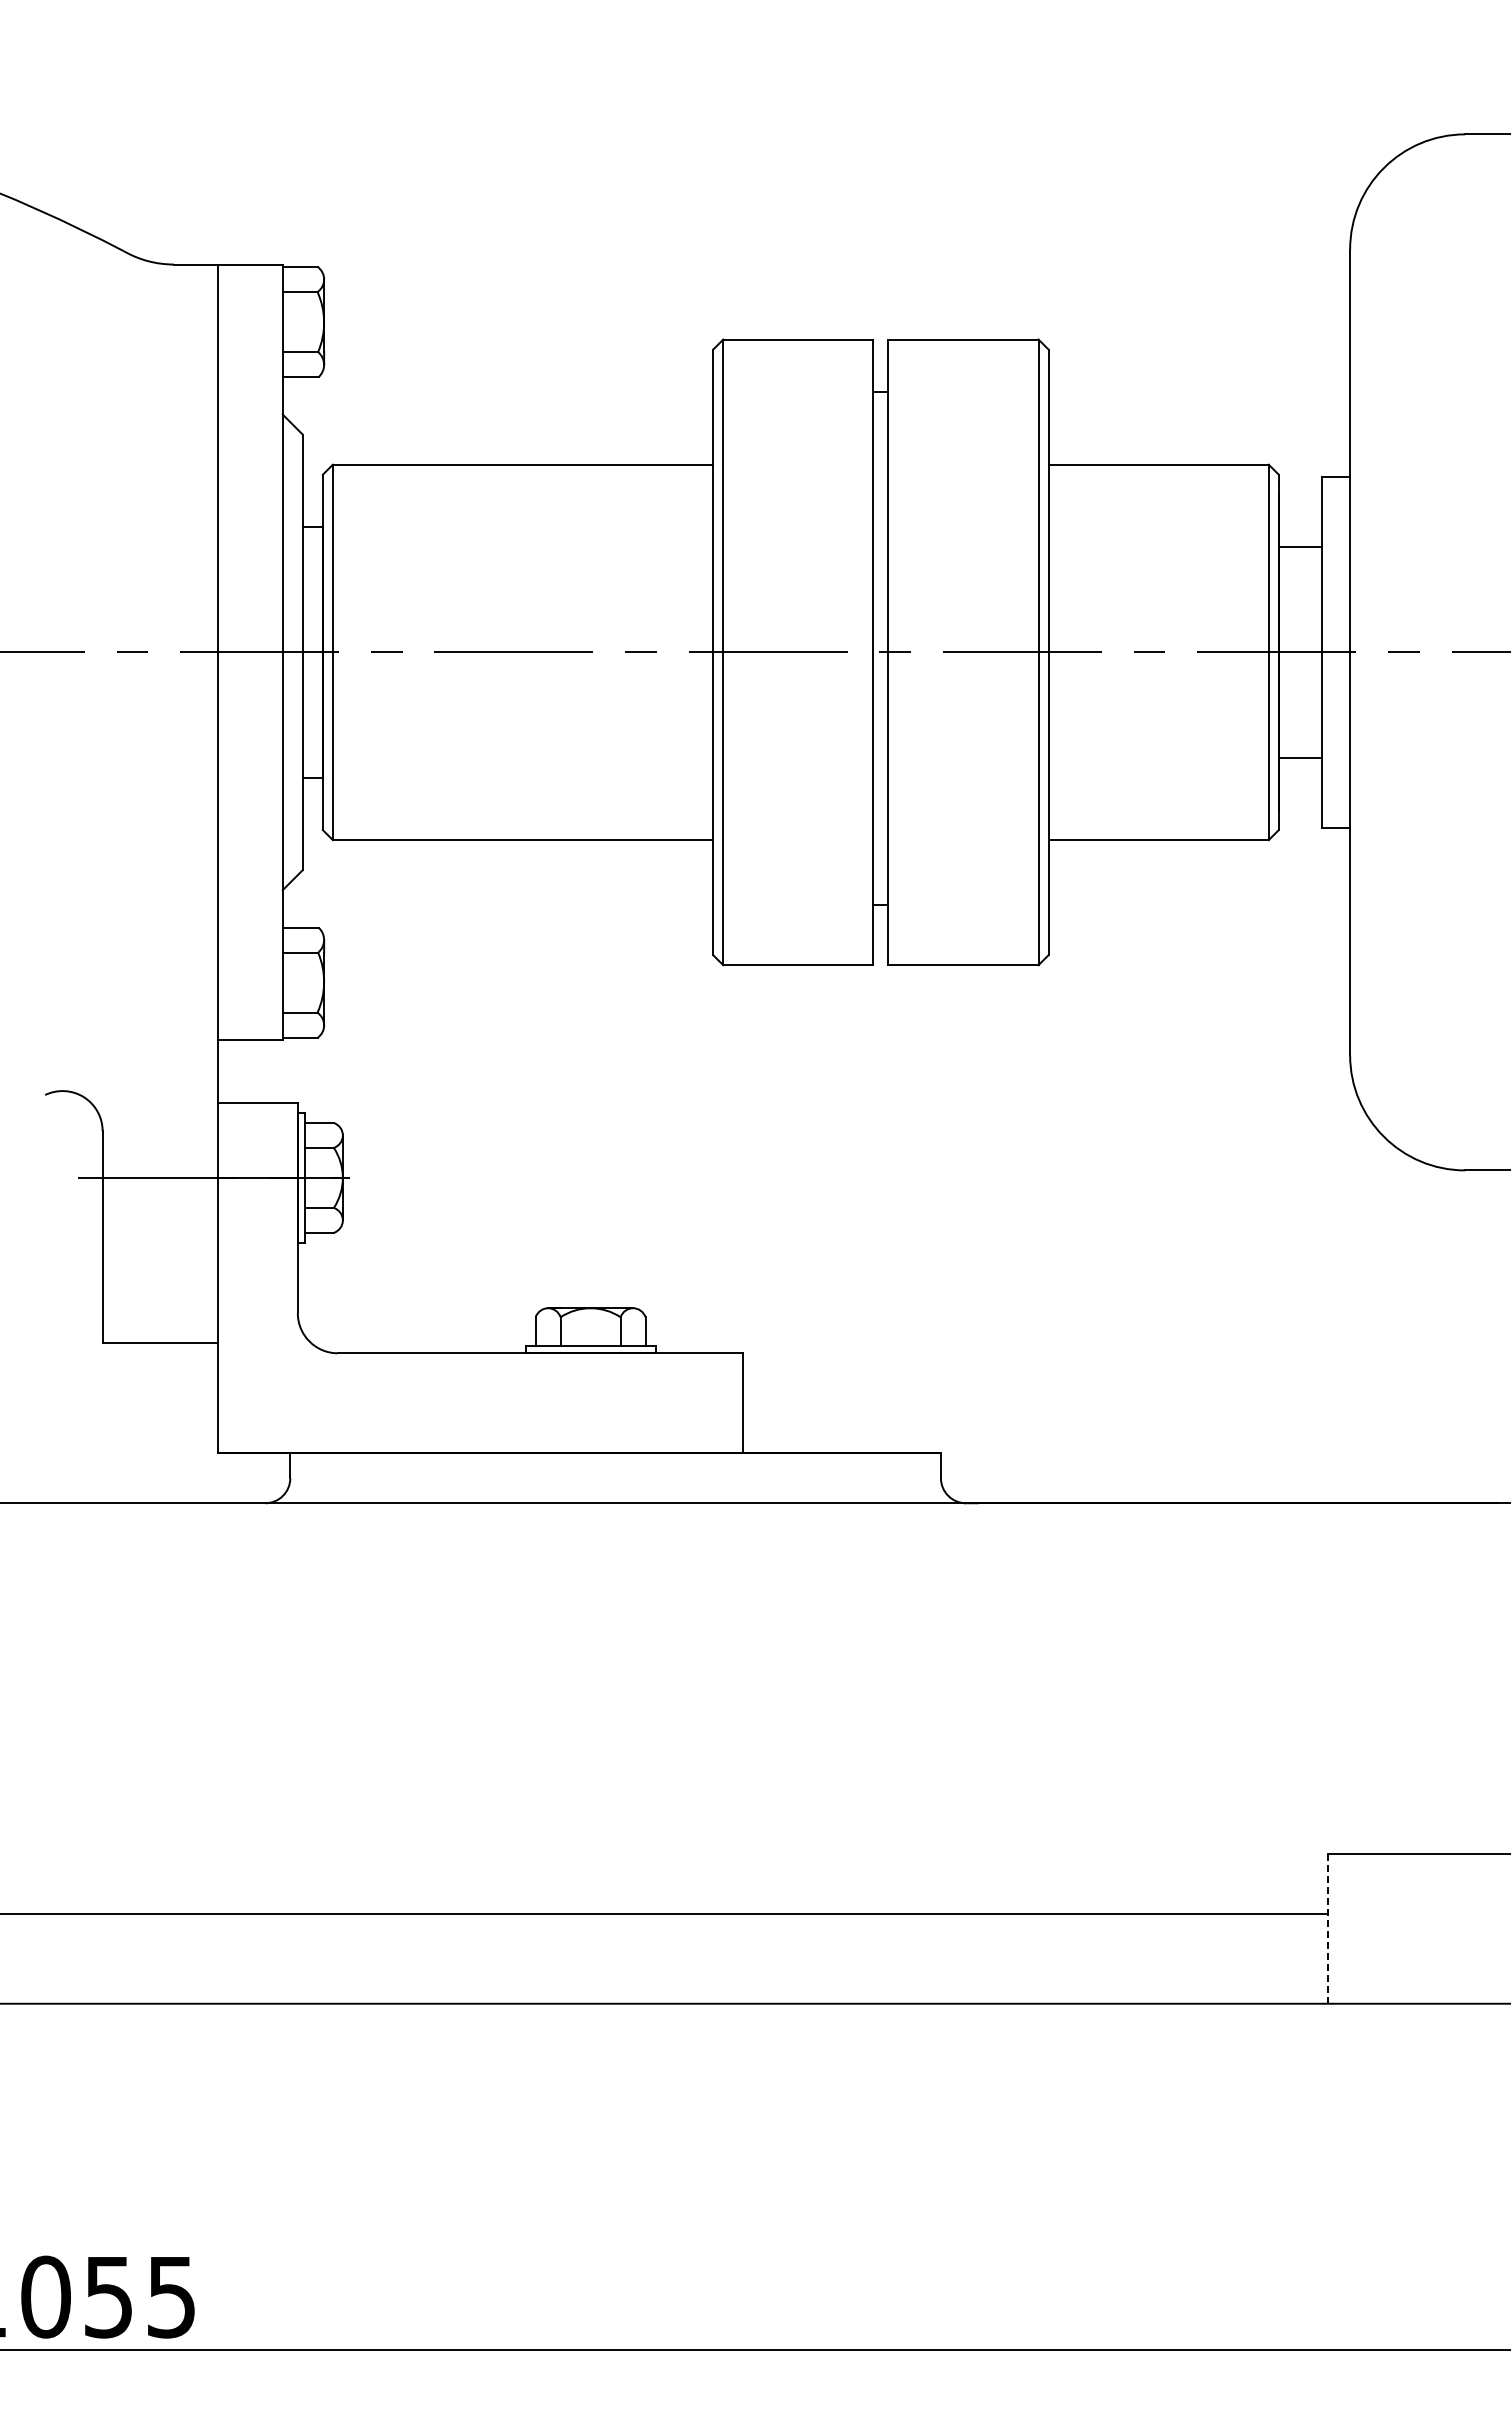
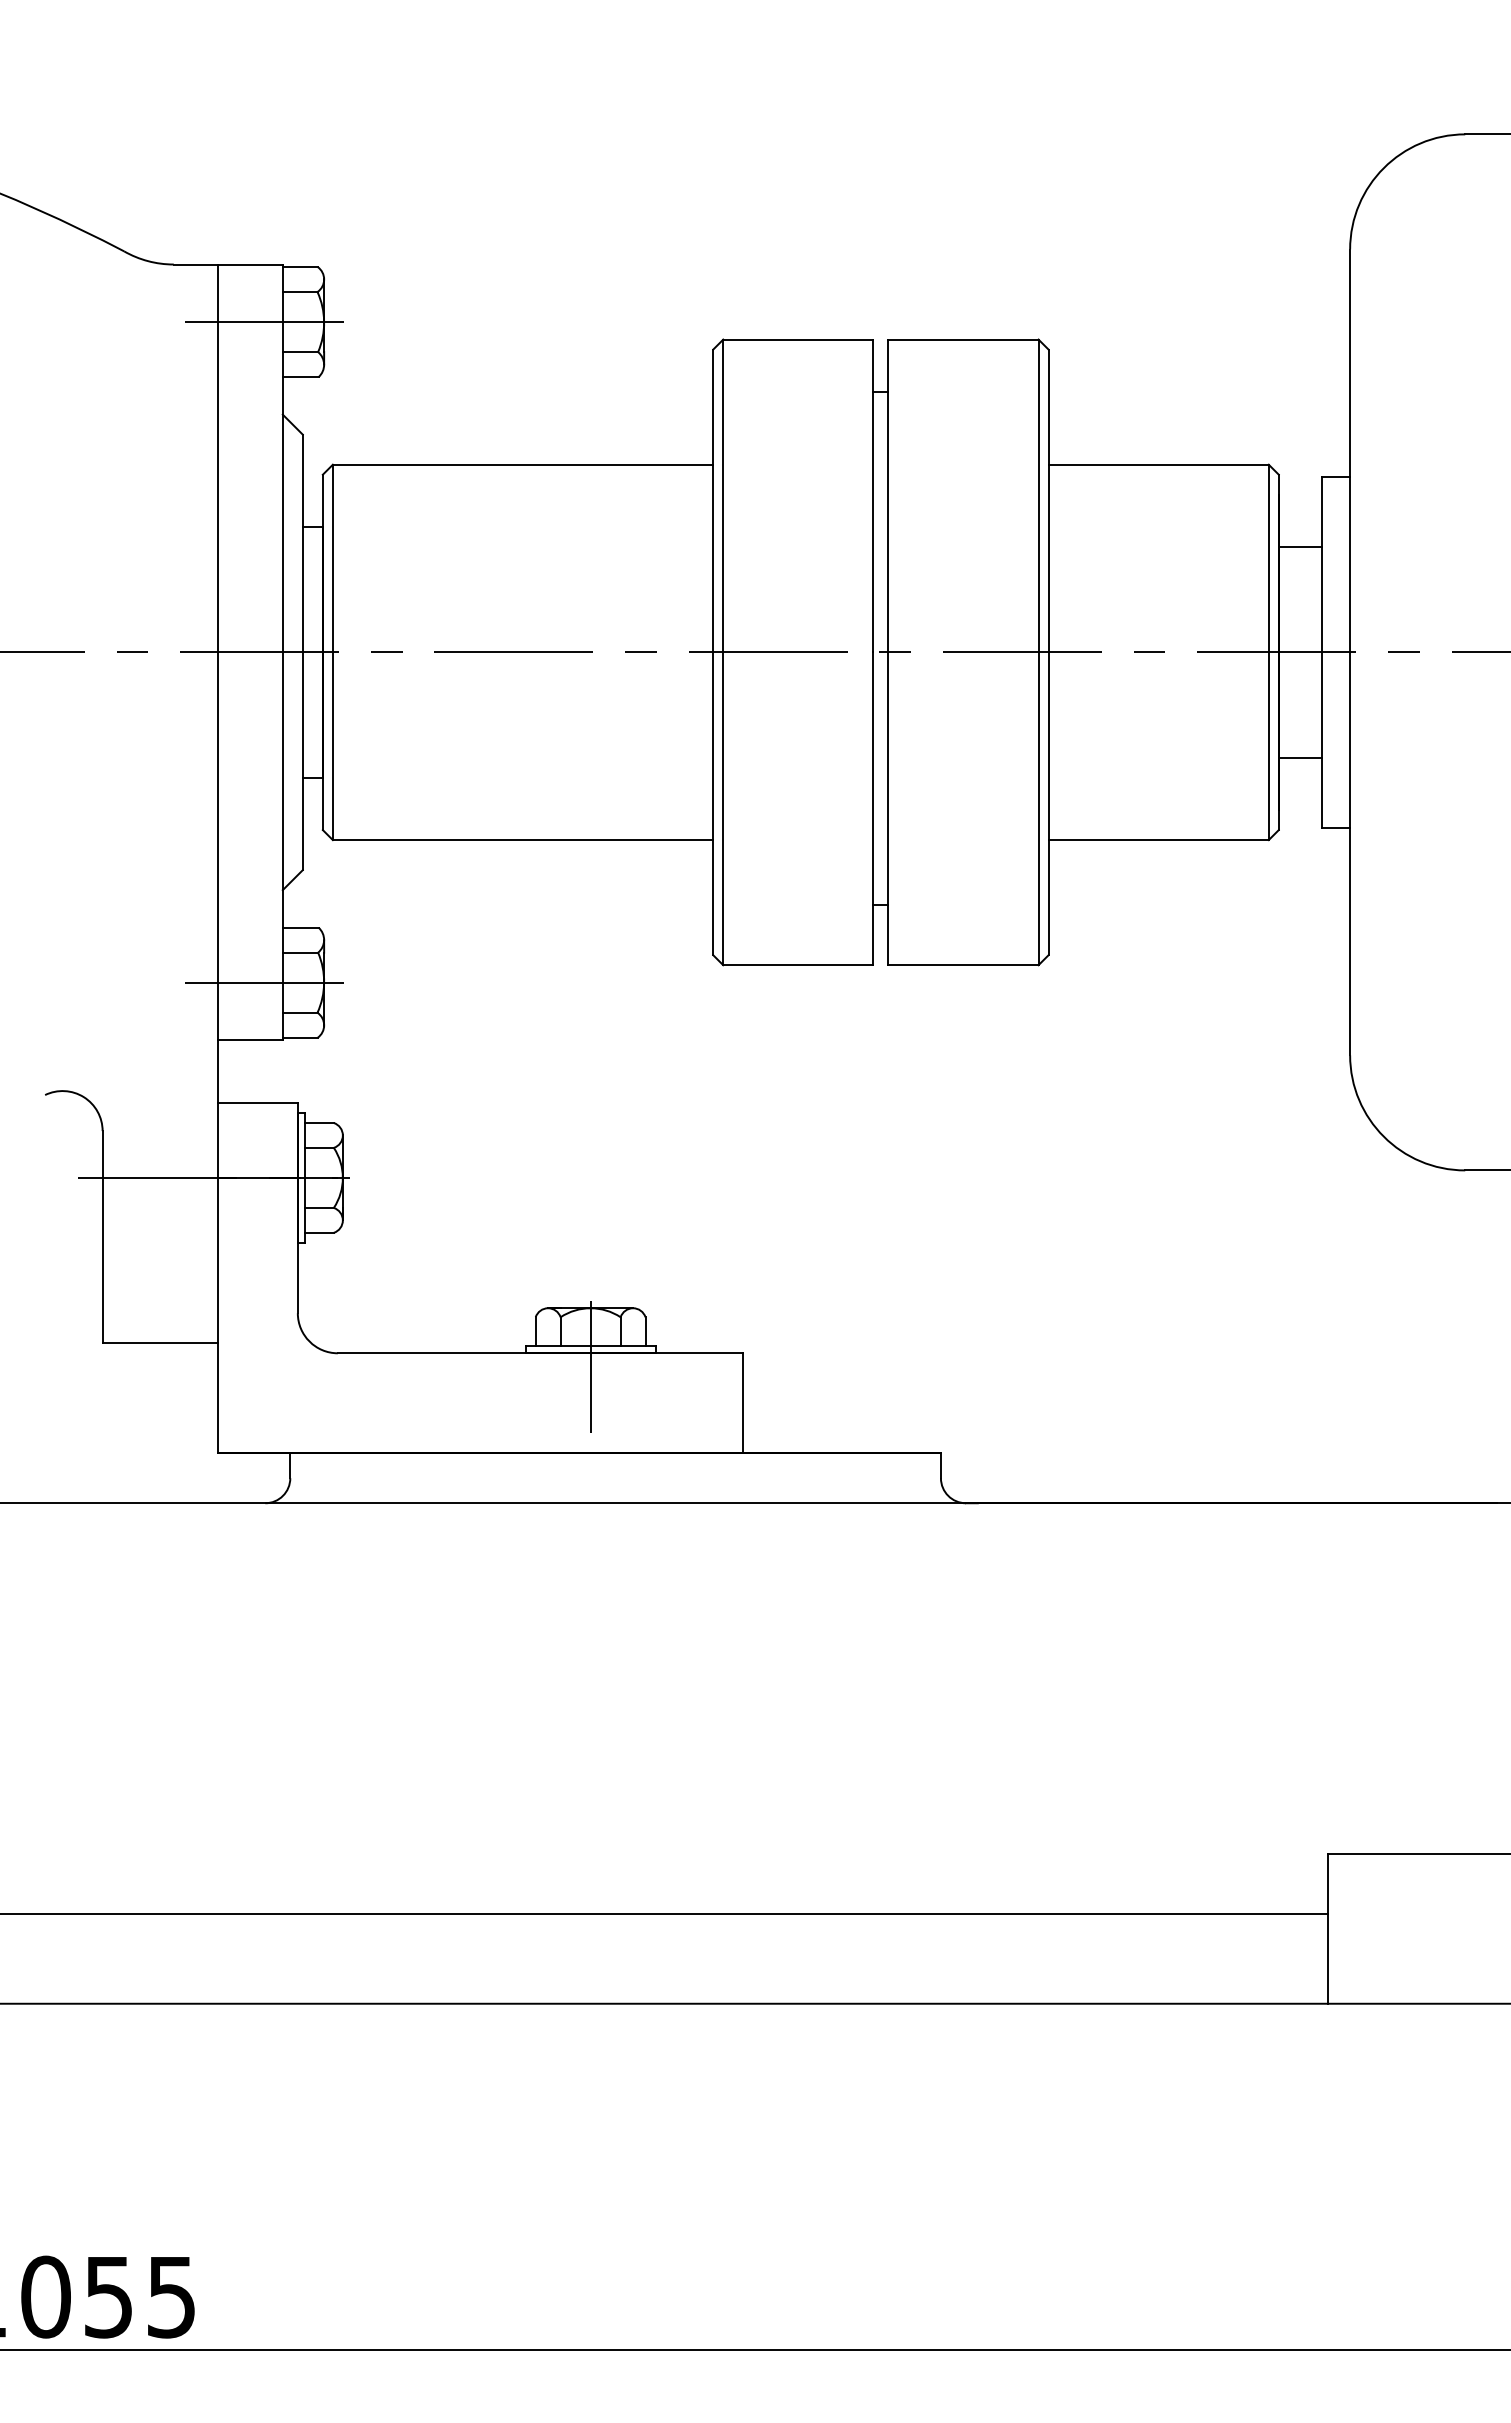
line: none -> present (268, 322)
line: none -> present (268, 982)
line: none -> present (590, 1367)
line: dashed -> solid (1327, 1928)
